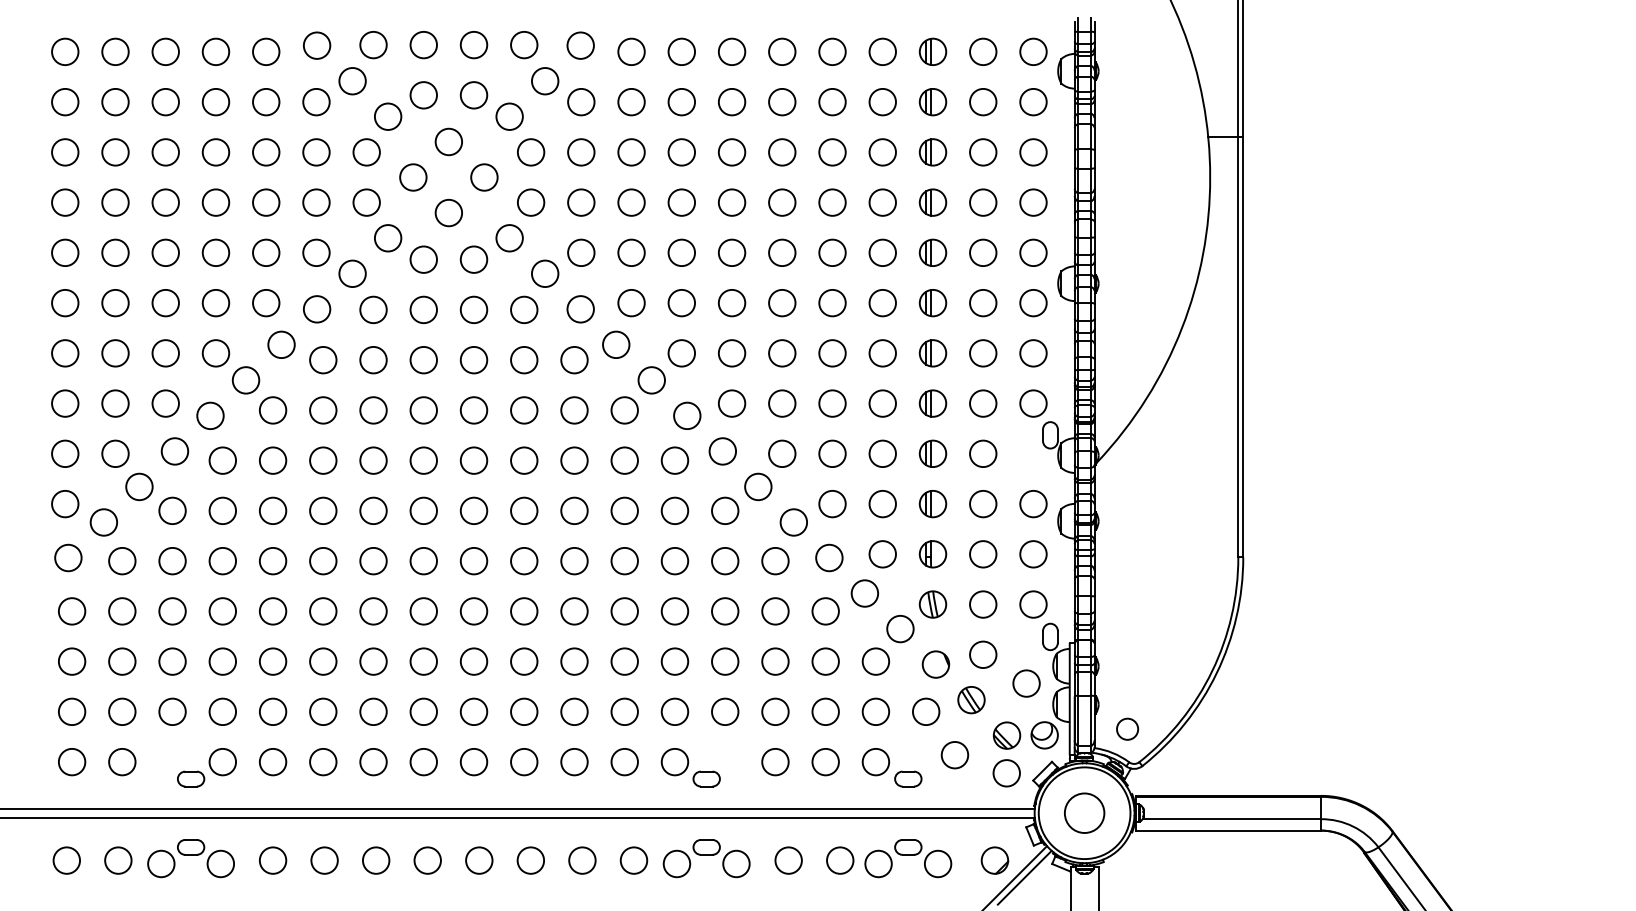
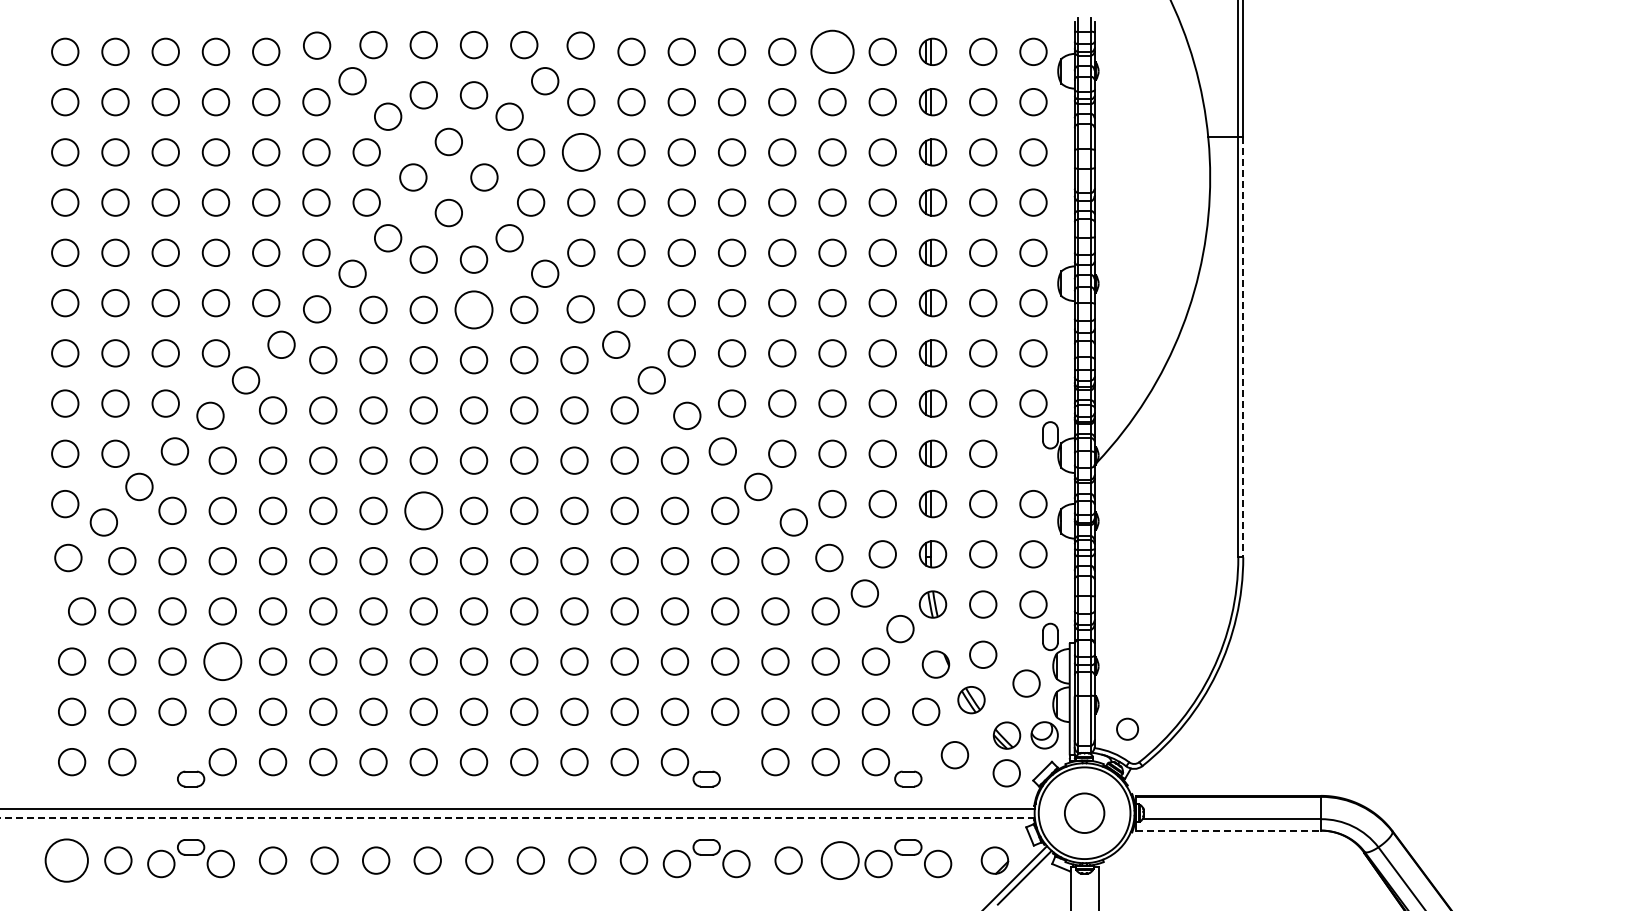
circle diameter: 26 px -> 42 px (832, 51)
circle diameter: 26 px -> 37 px (580, 151)
circle diameter: 26 px -> 37 px (473, 309)
line: solid -> dashed (1243, 347)
circle diameter: 26 px -> 37 px (423, 510)
circle position: (72, 611) -> (82, 611) (82, 611)
circle diameter: 26 px -> 37 px (222, 661)
line: solid -> dashed (517, 817)
line: solid -> dashed (1228, 830)
circle diameter: 26 px -> 42 px (66, 860)
circle diameter: 26 px -> 37 px (839, 860)
